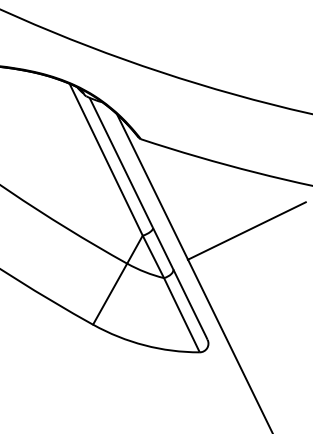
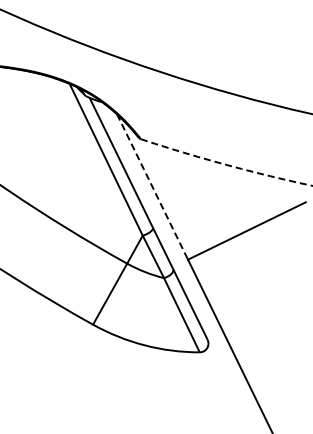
arc: solid -> dashed (226, 165)
line: solid -> dashed (152, 186)
